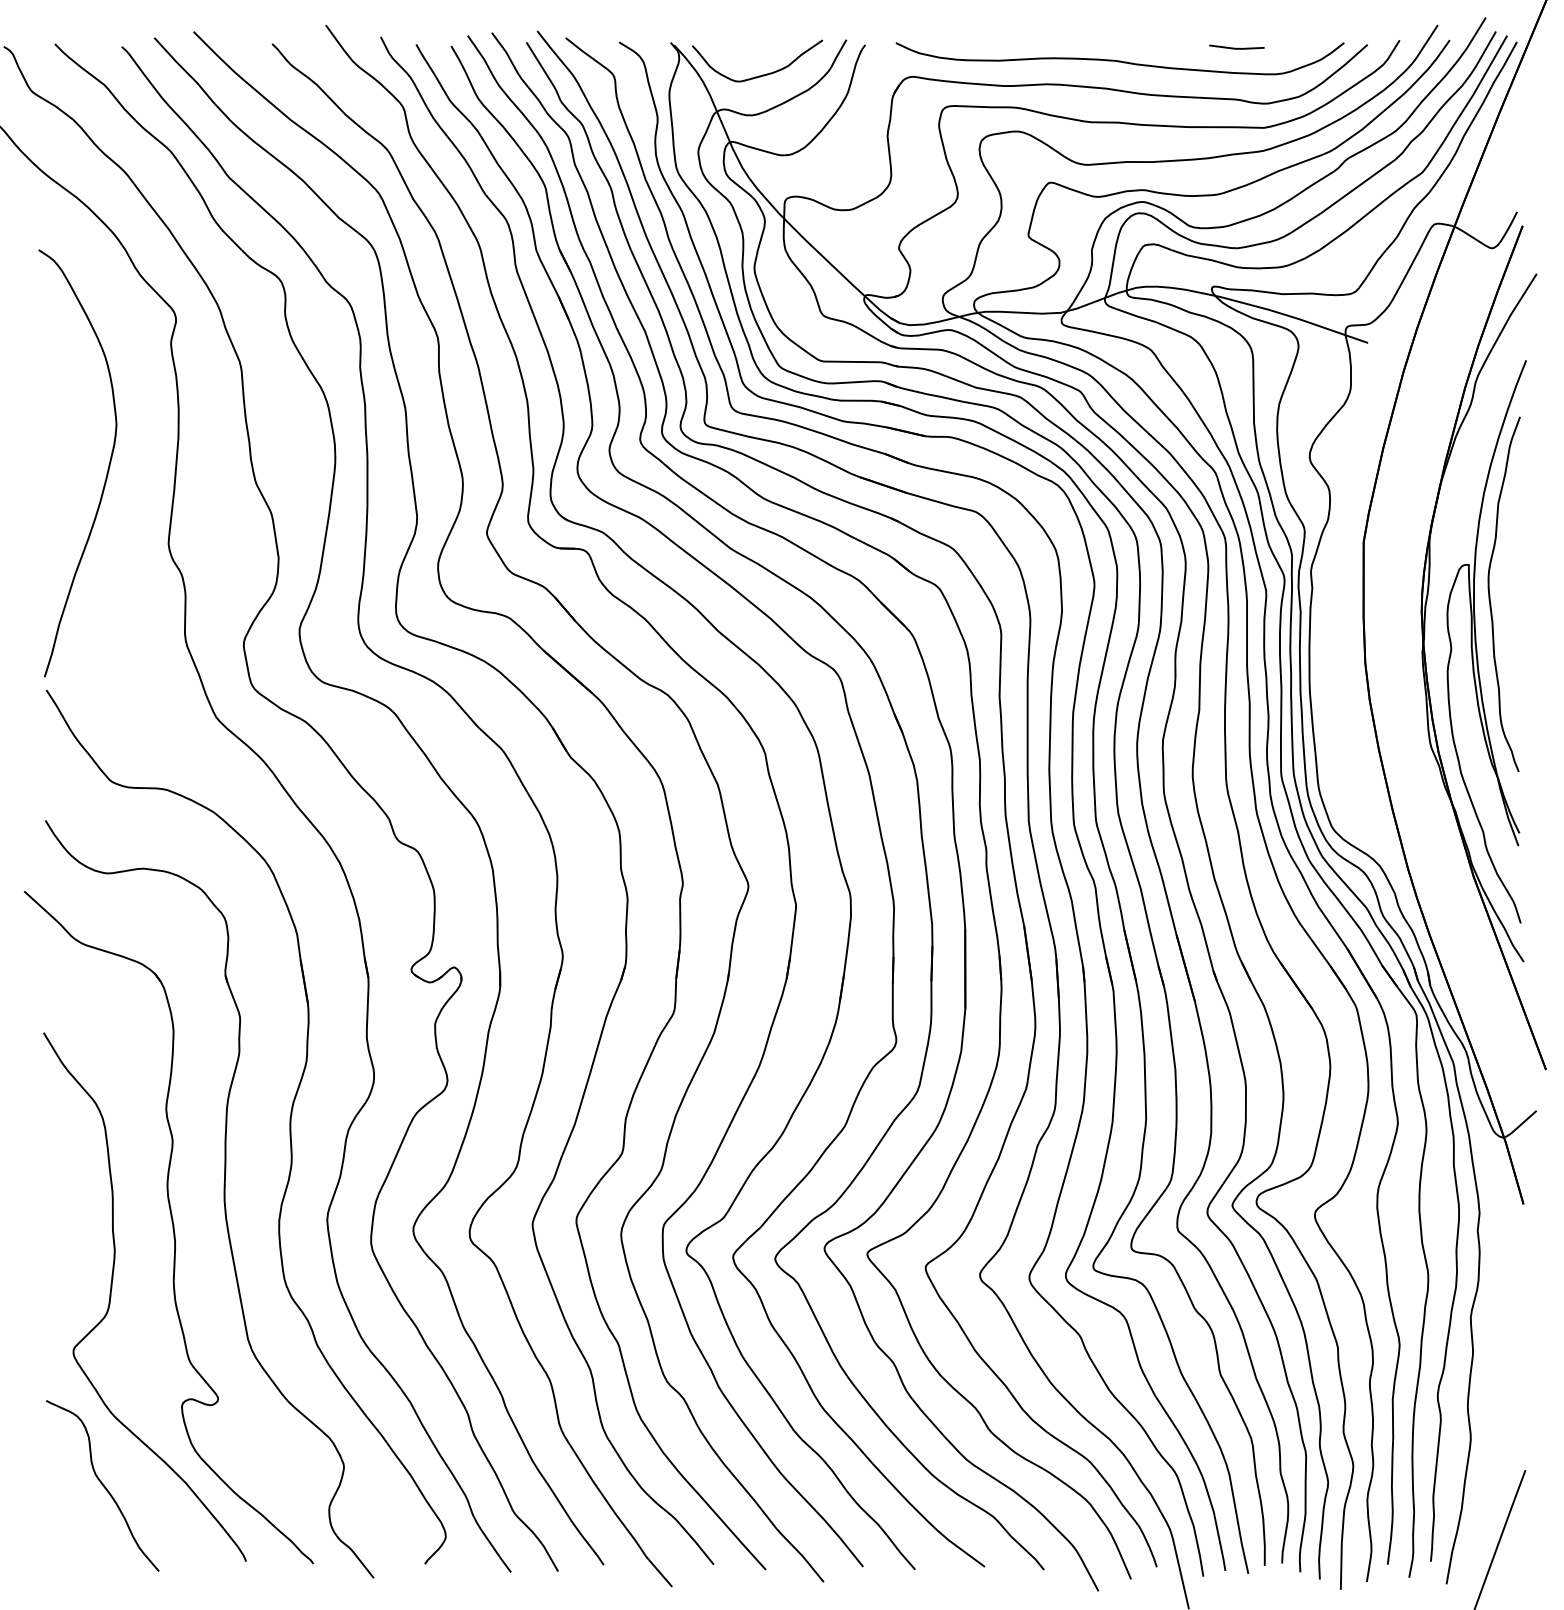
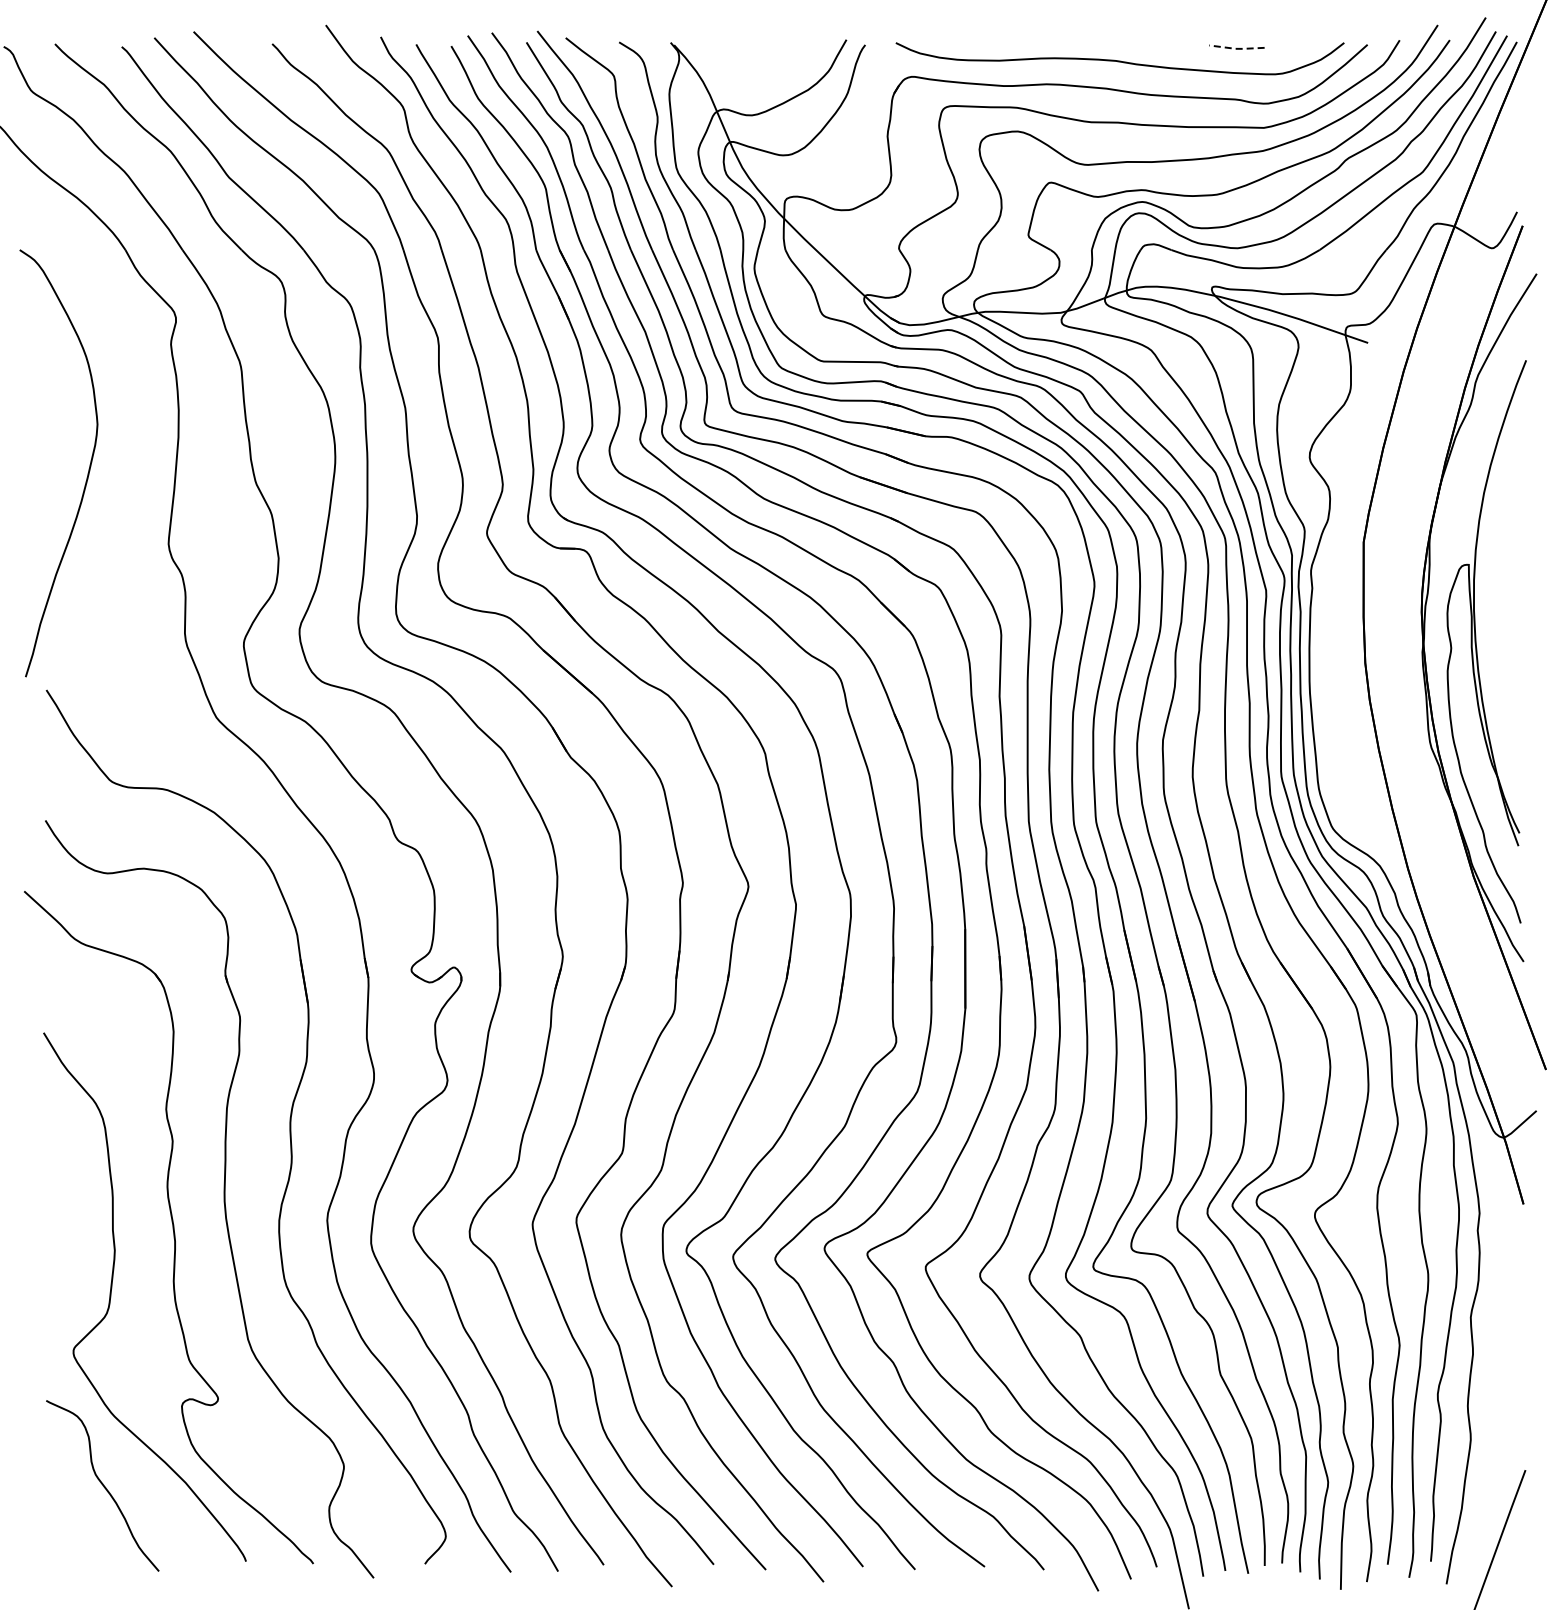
line: solid -> dashed (1236, 48)
curve: present -> none (762, 74)
curve position: (107, 468) -> (88, 468) (88, 468)
curve: present -> none (1490, 594)
